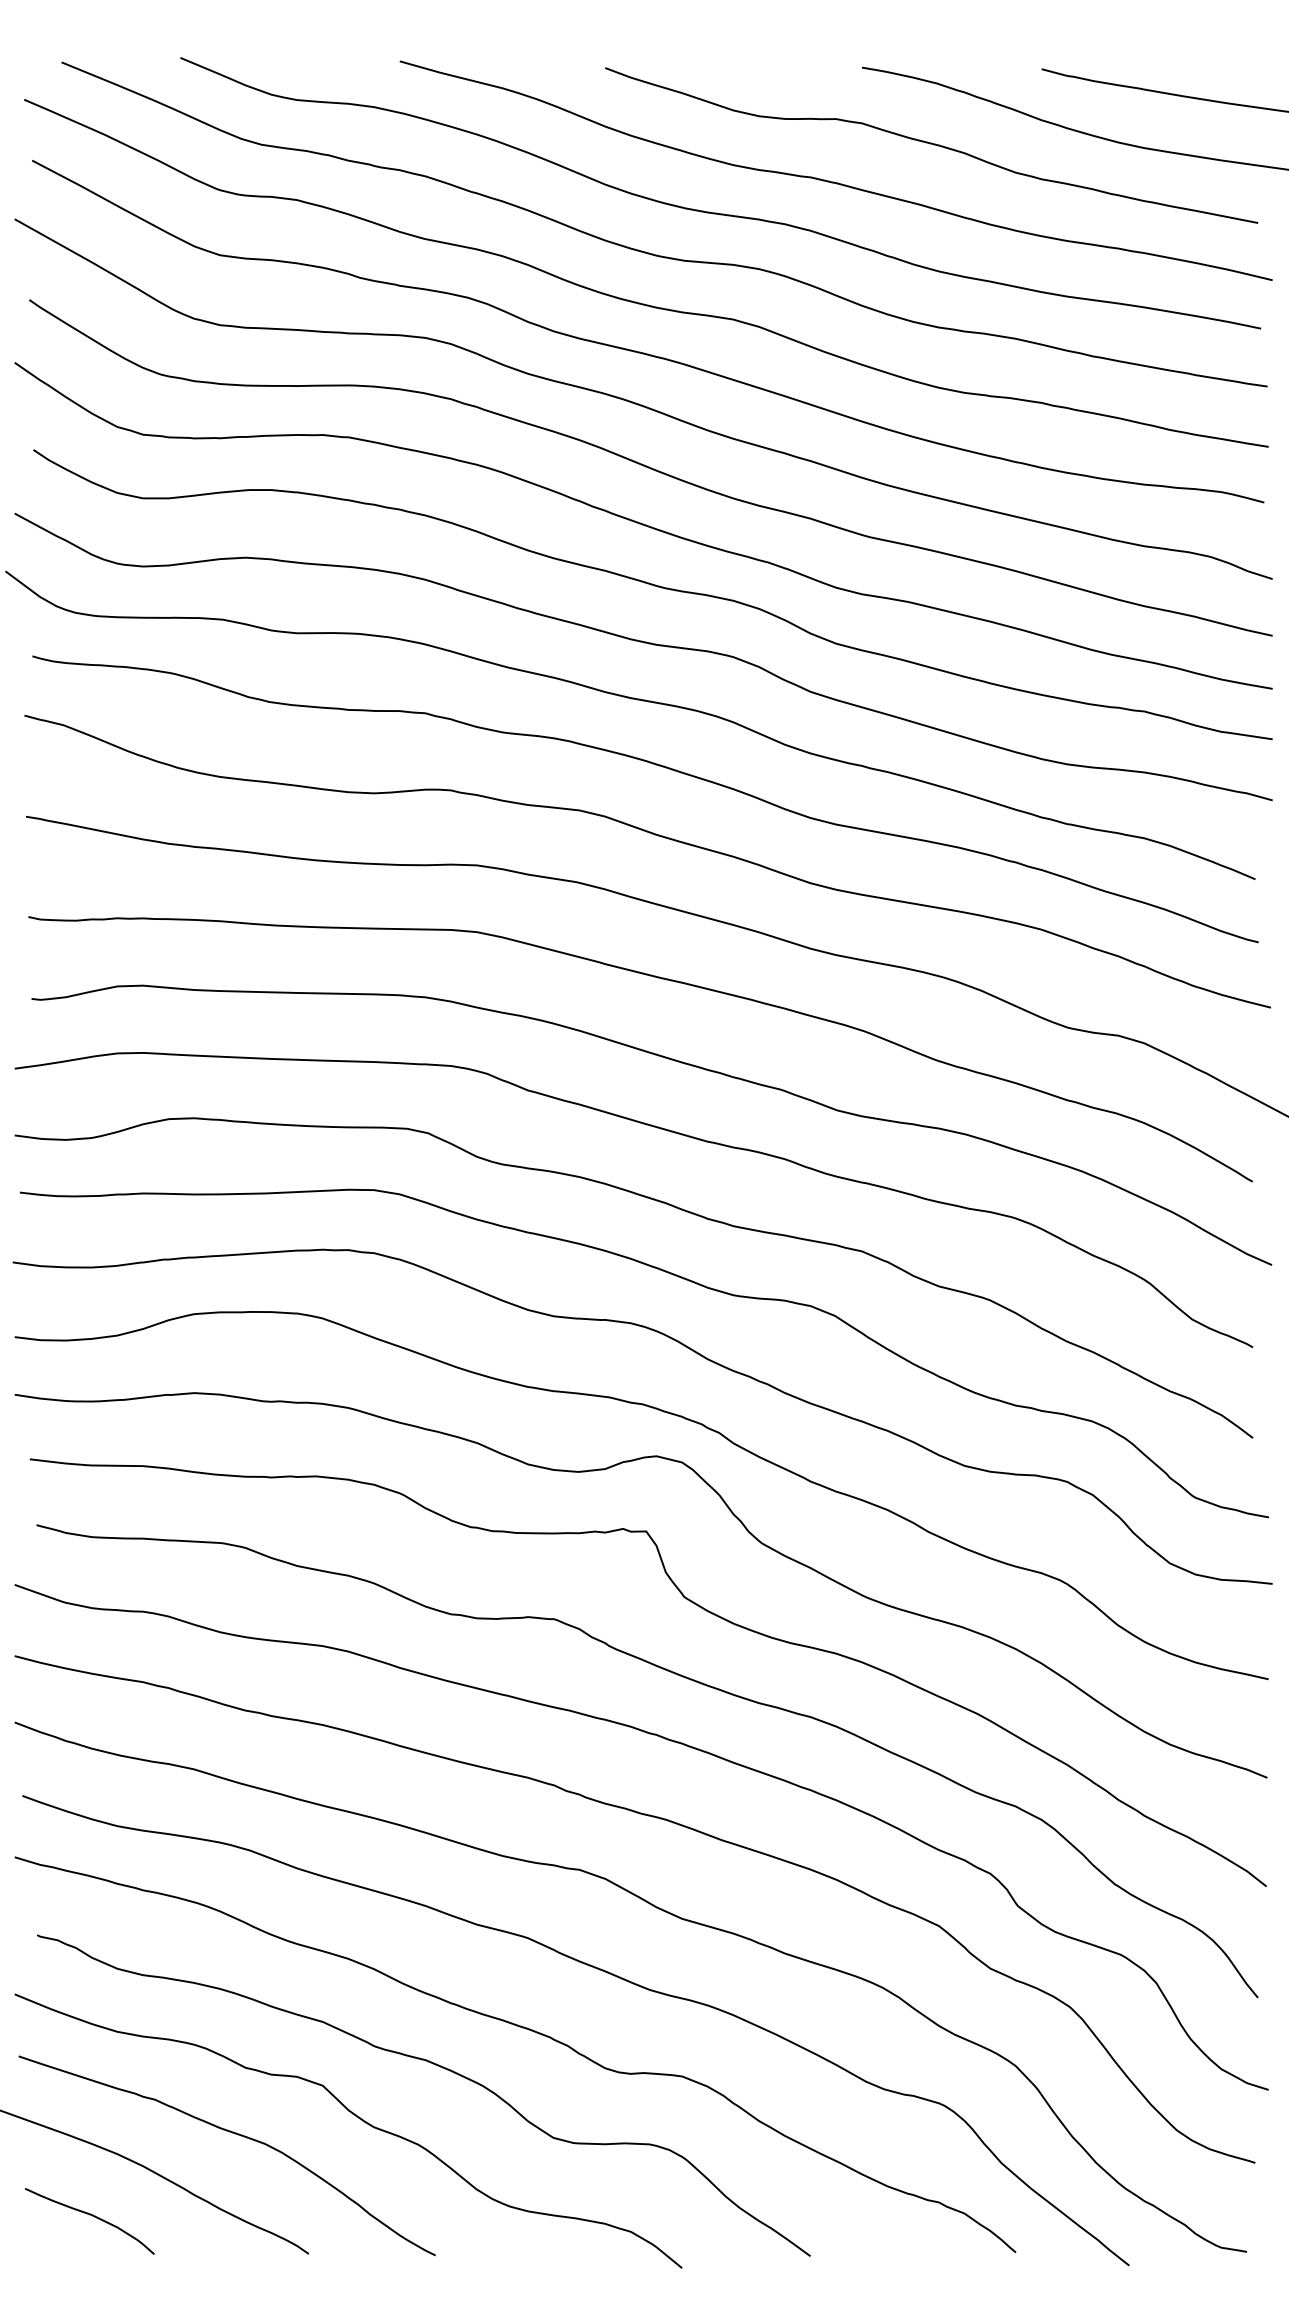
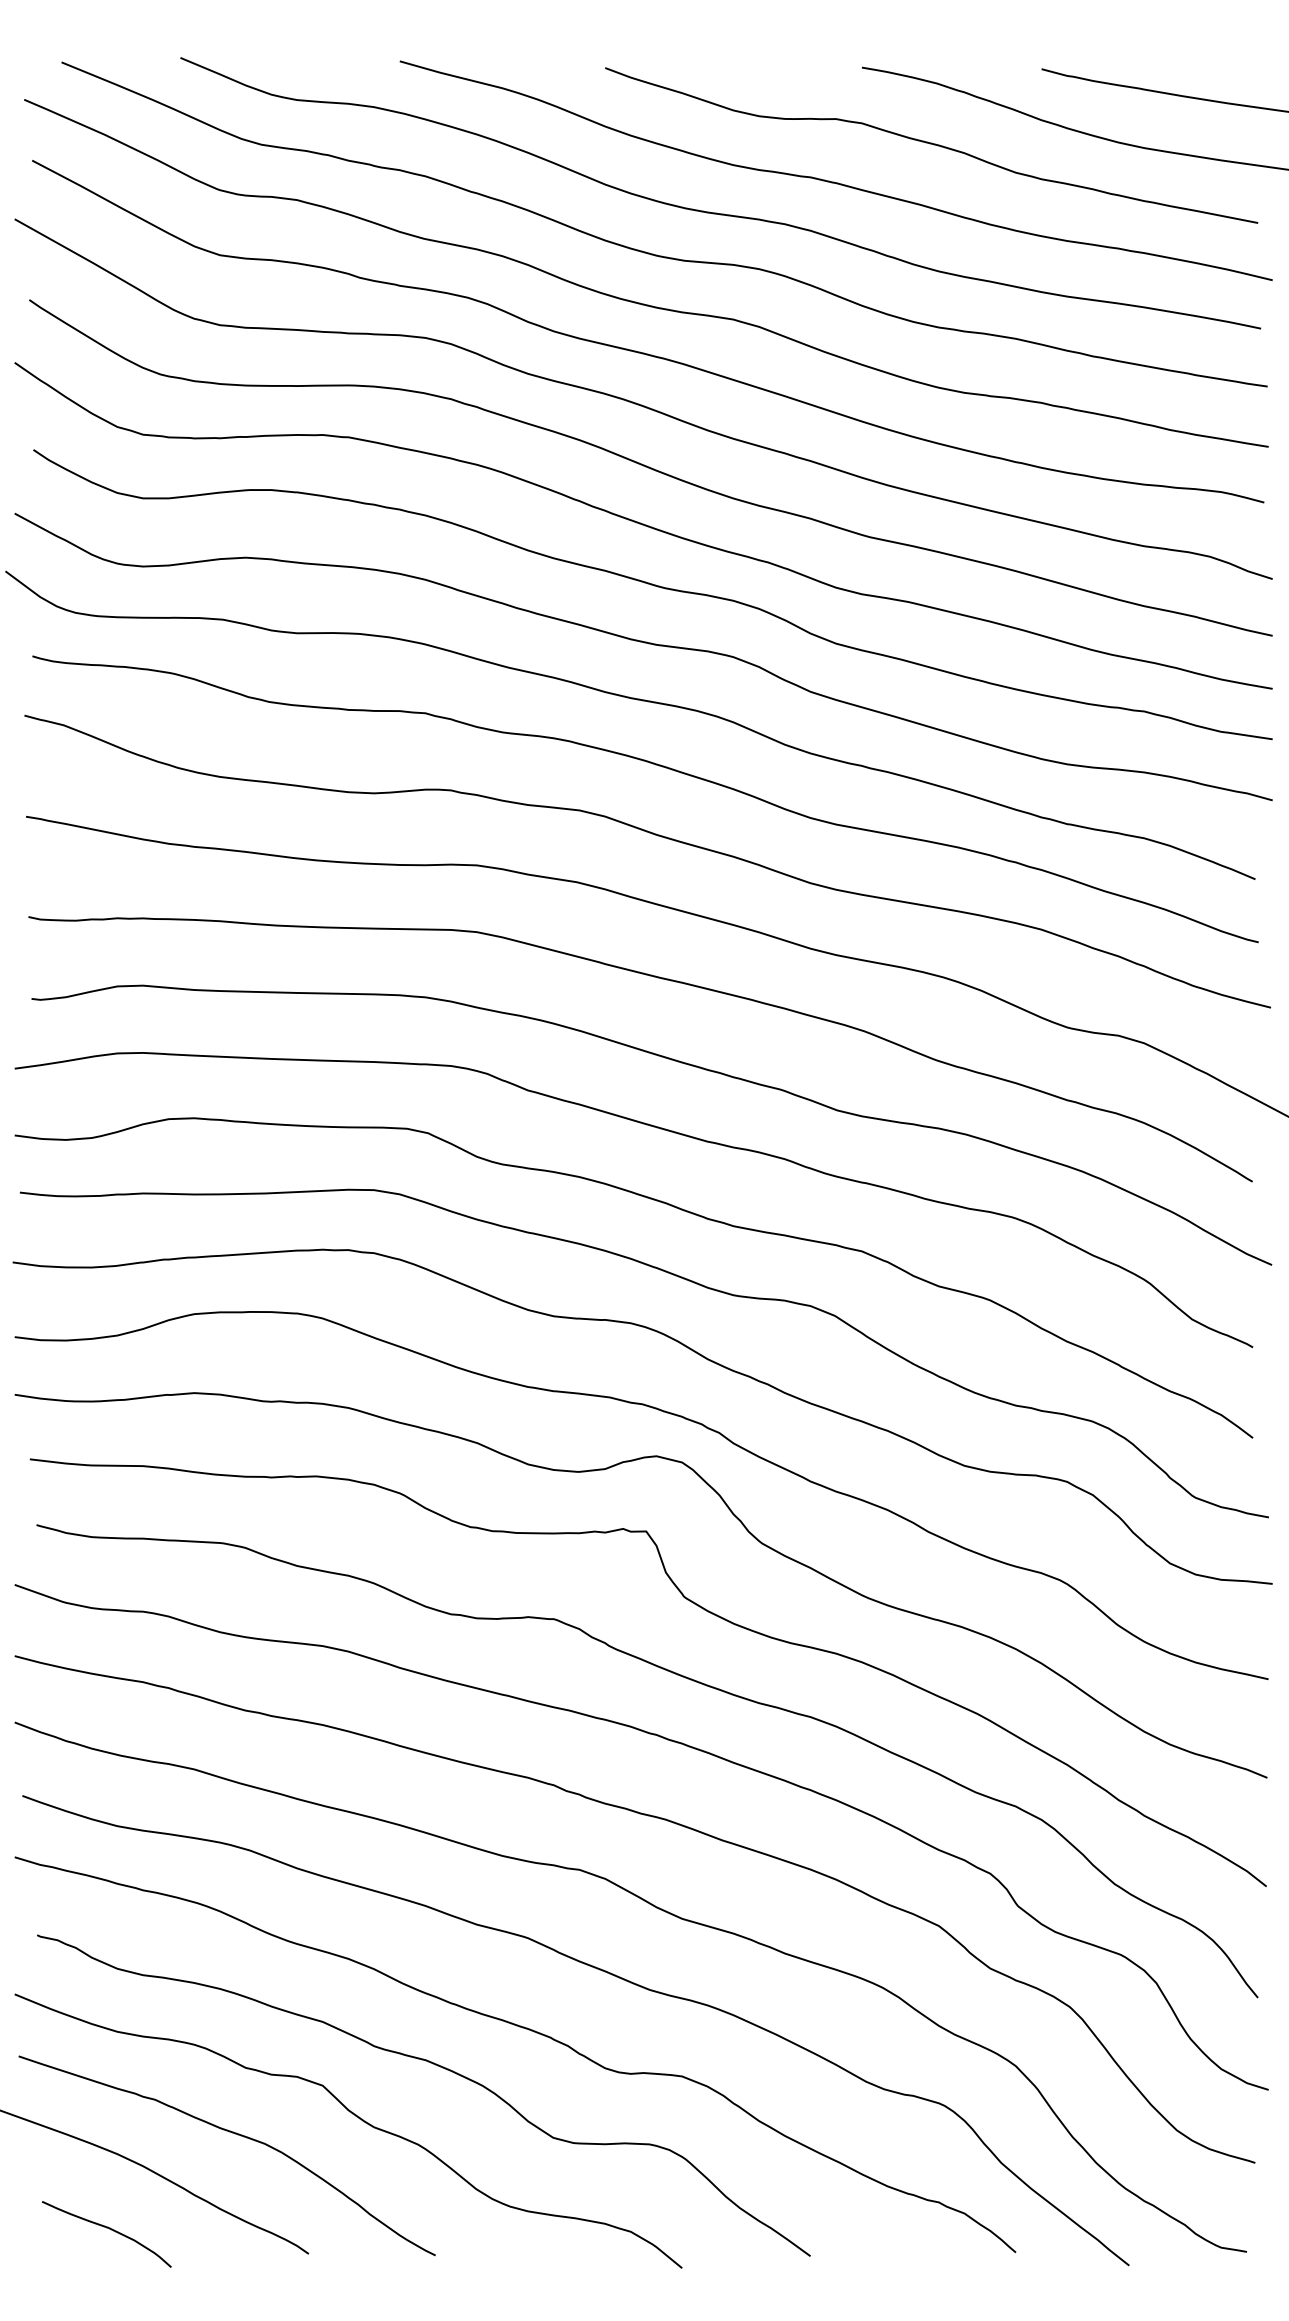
curve position: (92, 2216) -> (109, 2229) (109, 2229)
